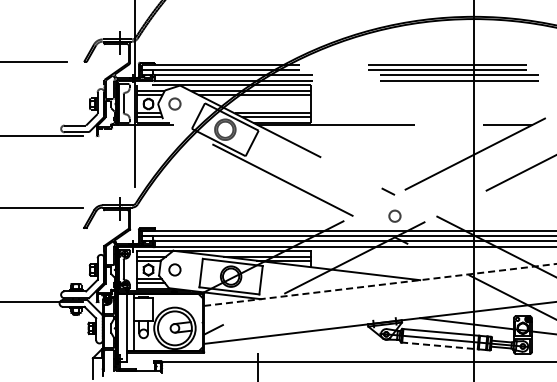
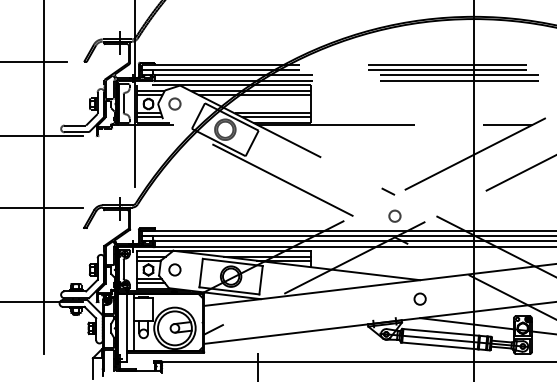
line: none -> present (44, 178)
line: dashed -> solid (380, 284)
circle: none -> present (419, 298)
line: dashed -> solid (439, 345)
